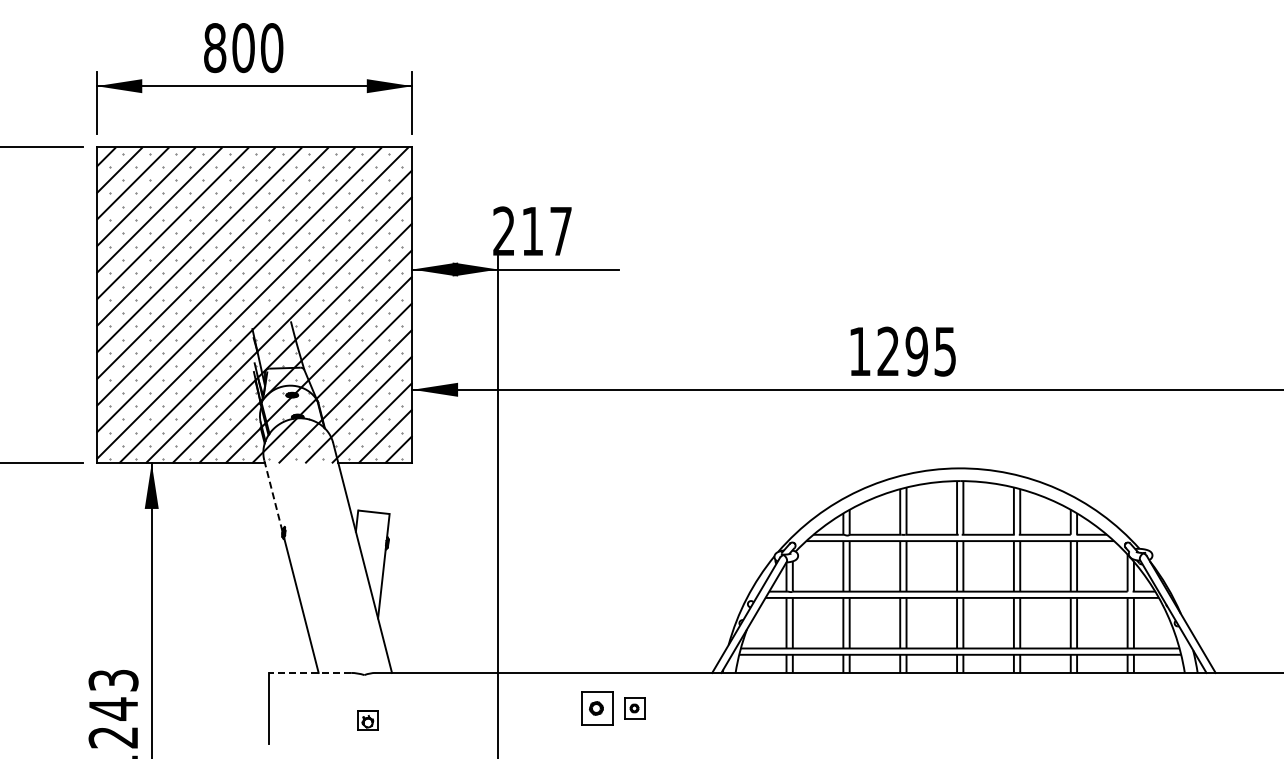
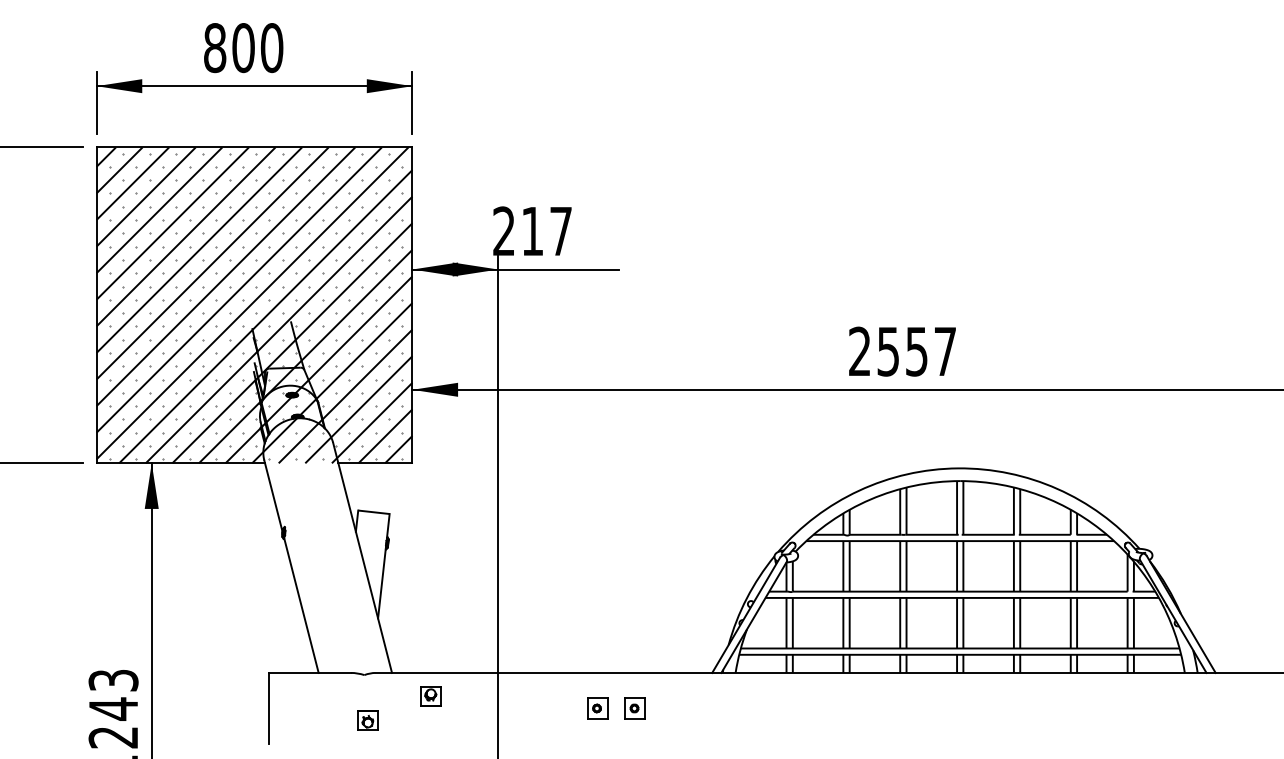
text: 1295 -> 2557 (902, 351)
line: dashed -> solid (273, 496)
line: dashed -> solid (310, 672)
part: none -> present (430, 696)
part size: 33x35 px -> 22x23 px (597, 708)
